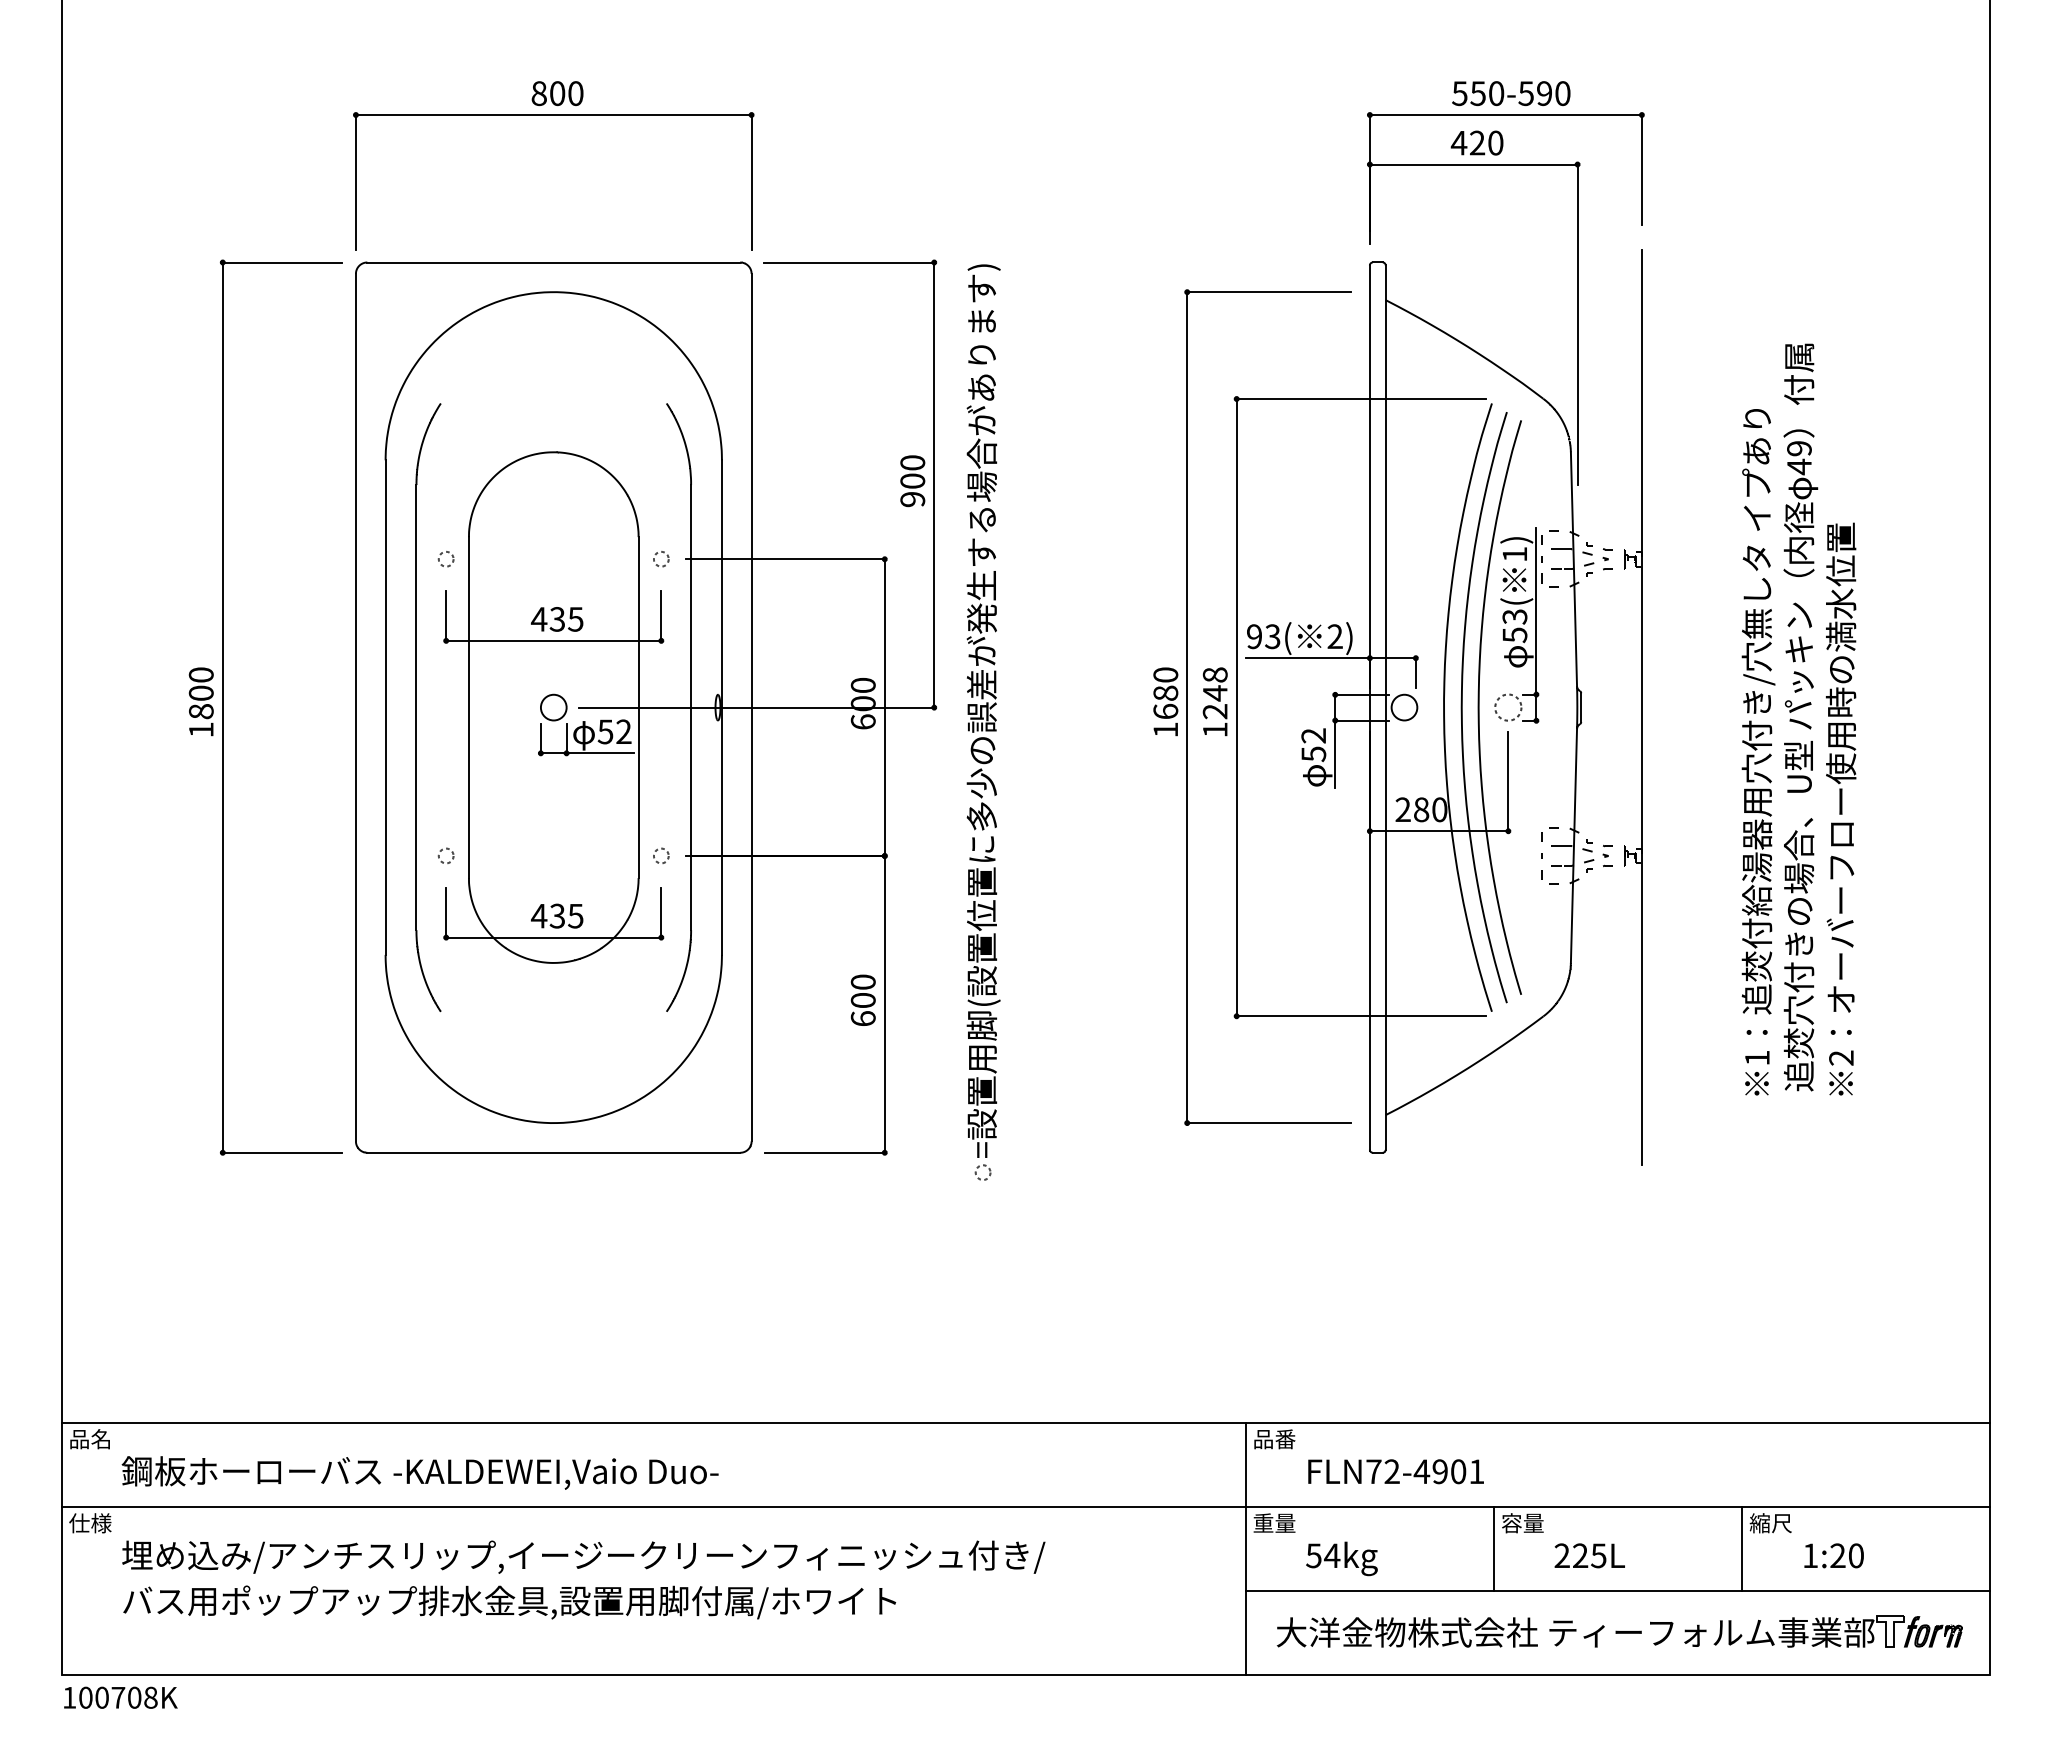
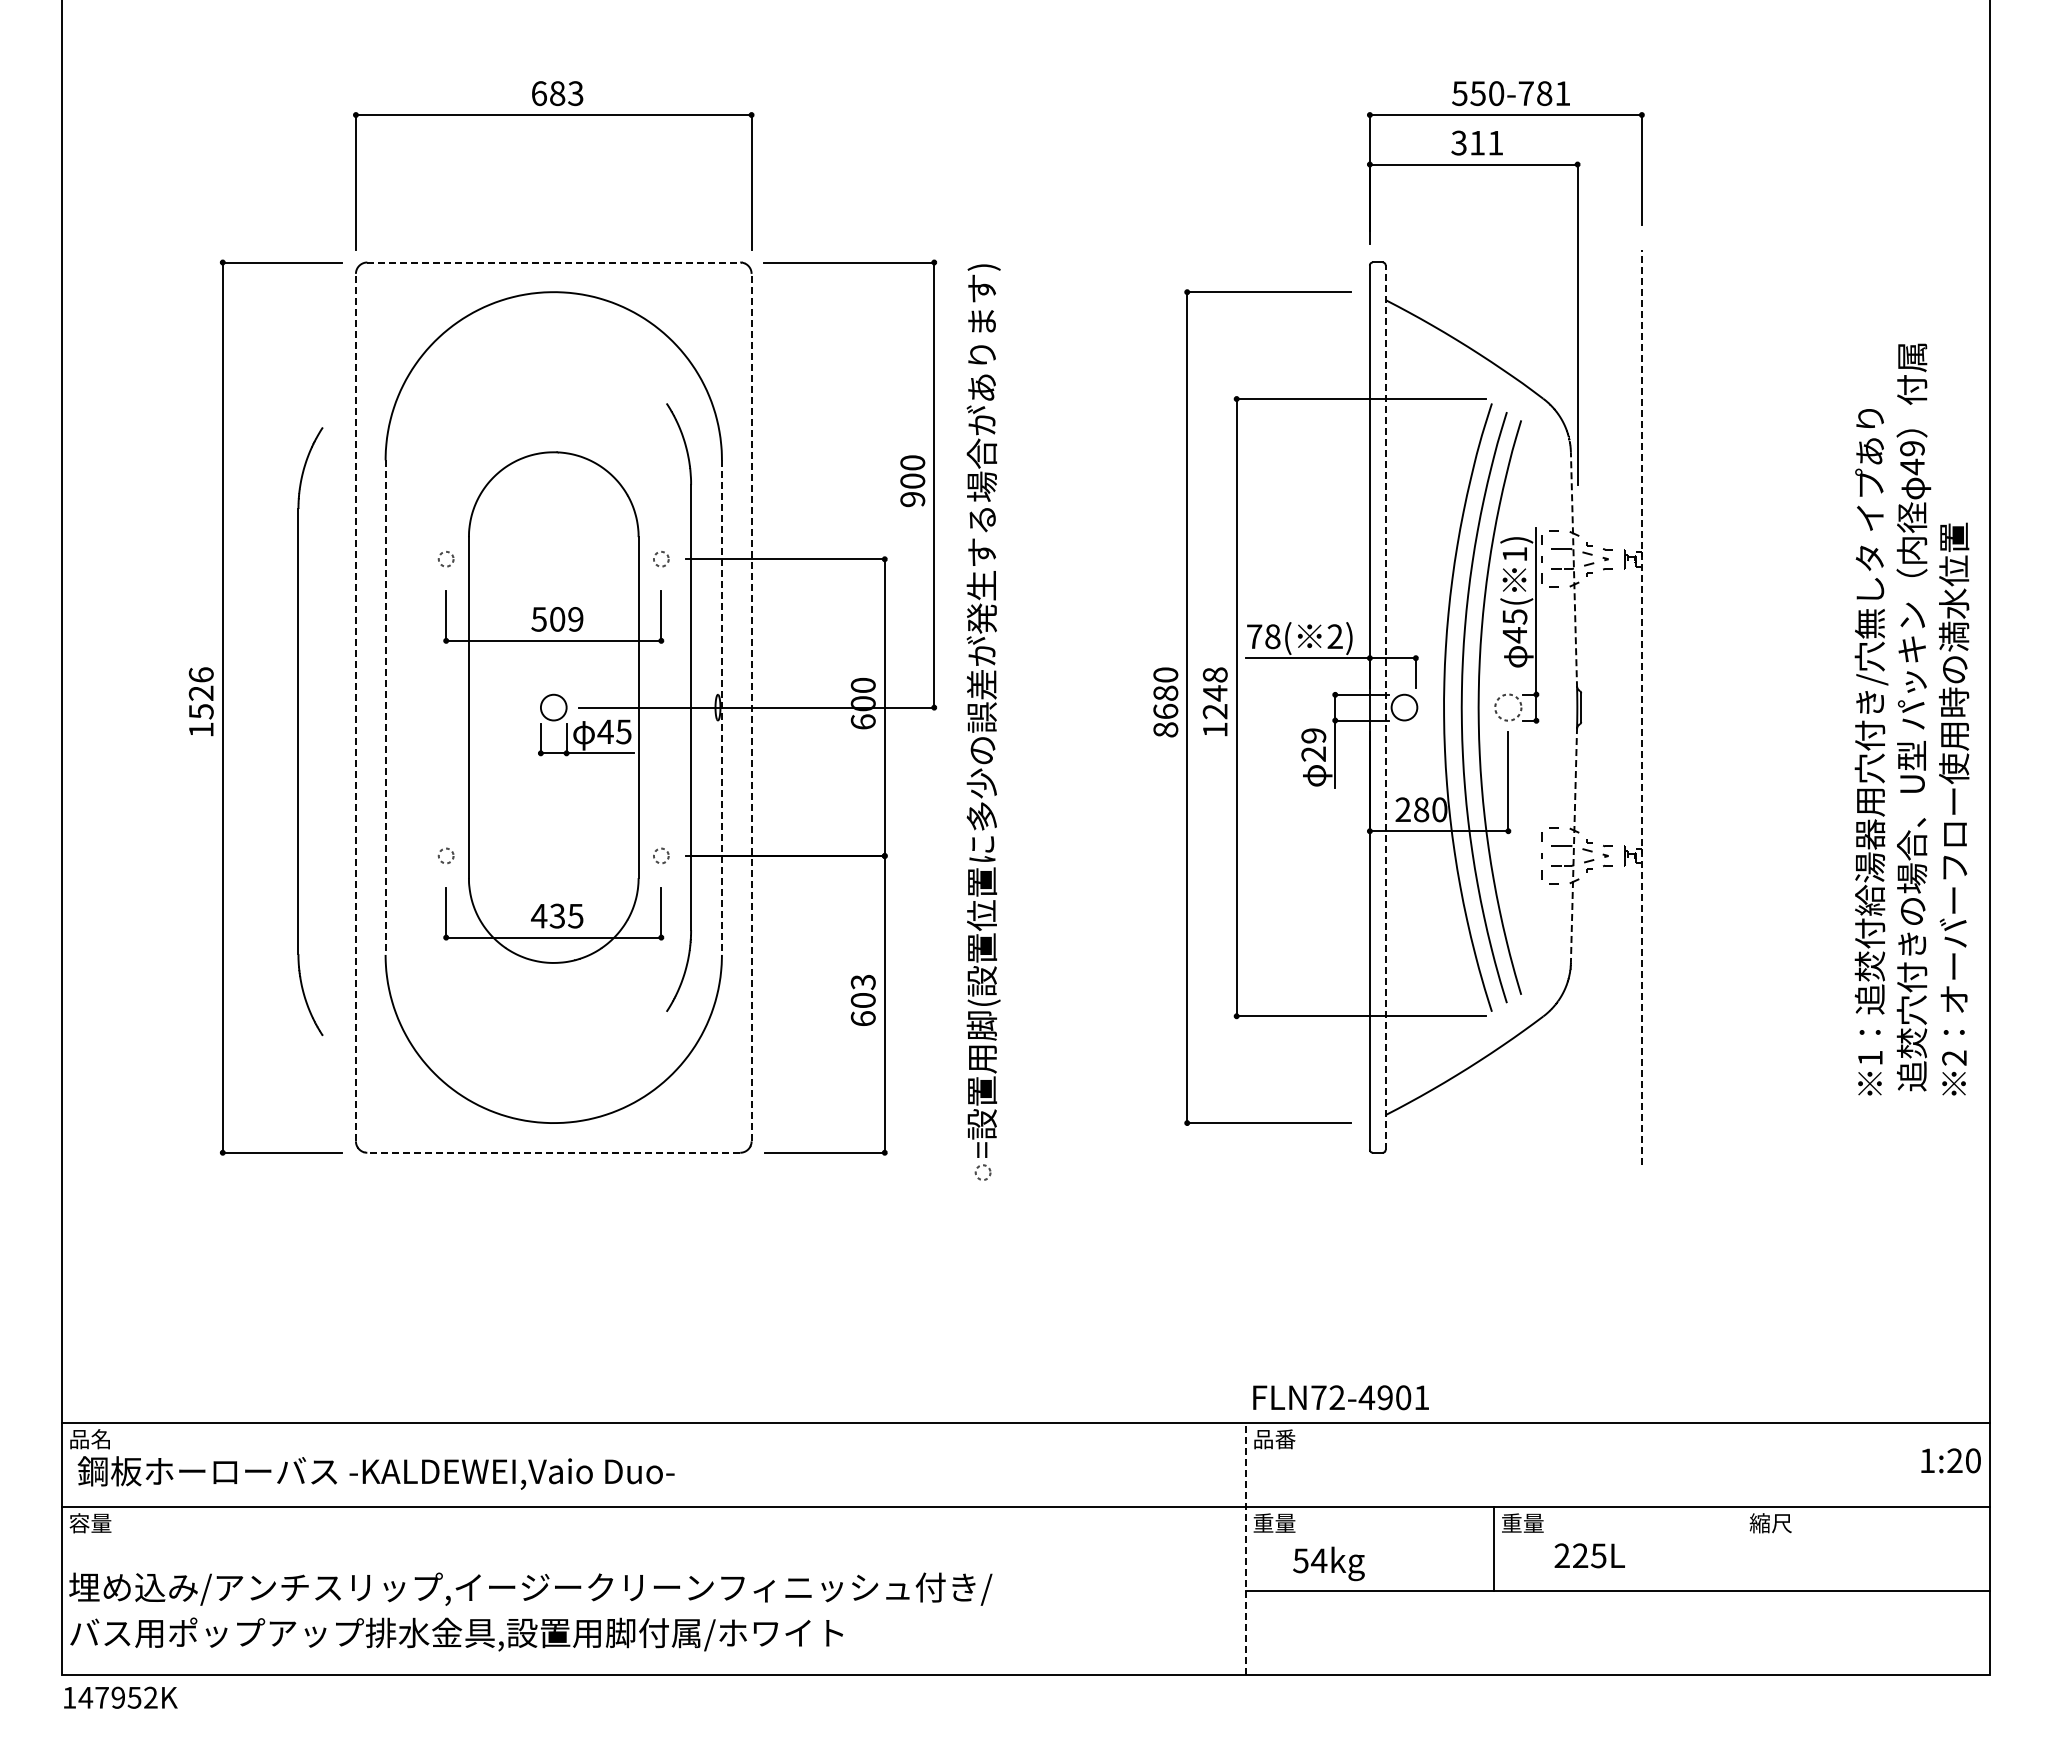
text: 800 -> 683 (557, 93)
text: 550-590 -> 550-781 (1544, 93)
text: 420 -> 311 (1476, 142)
line: solid -> dashed (554, 262)
line: solid -> dashed (1573, 570)
text: 435 -> 509 (556, 619)
text: 53( -> 45( (1514, 626)
text: 93( -> 78( (1263, 636)
text: 1800 -> 1526 (200, 693)
line: solid -> dashed (355, 707)
part position: (416, 707) -> (298, 731) (298, 731)
line: solid -> dashed (751, 707)
line: solid -> dashed (1385, 707)
line: solid -> dashed (1641, 707)
line: solid -> dashed (385, 708)
line: solid -> dashed (721, 708)
text position: (1798, 719) -> (1911, 719) (1911, 719)
text: 1680 -> 8680 (1165, 729)
text: 52 -> 45 (614, 731)
text: 52 -> 29 (1313, 745)
line: solid -> dashed (1573, 844)
text: 600 -> 603 (863, 982)
line: solid -> dashed (553, 1152)
text position: (1395, 1471) -> (1340, 1397) (1340, 1397)
text position: (419, 1472) -> (375, 1472) (375, 1472)
text: 仕様 -> 容量 (90, 1523)
text: 容量 -> 重量 (1511, 1523)
line: solid -> dashed (1245, 1548)
line: present -> none (1742, 1549)
text position: (1833, 1555) -> (1950, 1460) (1950, 1460)
text position: (1341, 1558) -> (1328, 1563) (1328, 1563)
text position: (583, 1579) -> (530, 1611) (530, 1611)
part: present -> none (1619, 1631)
text: 100708K -> 147952K (117, 1697)
